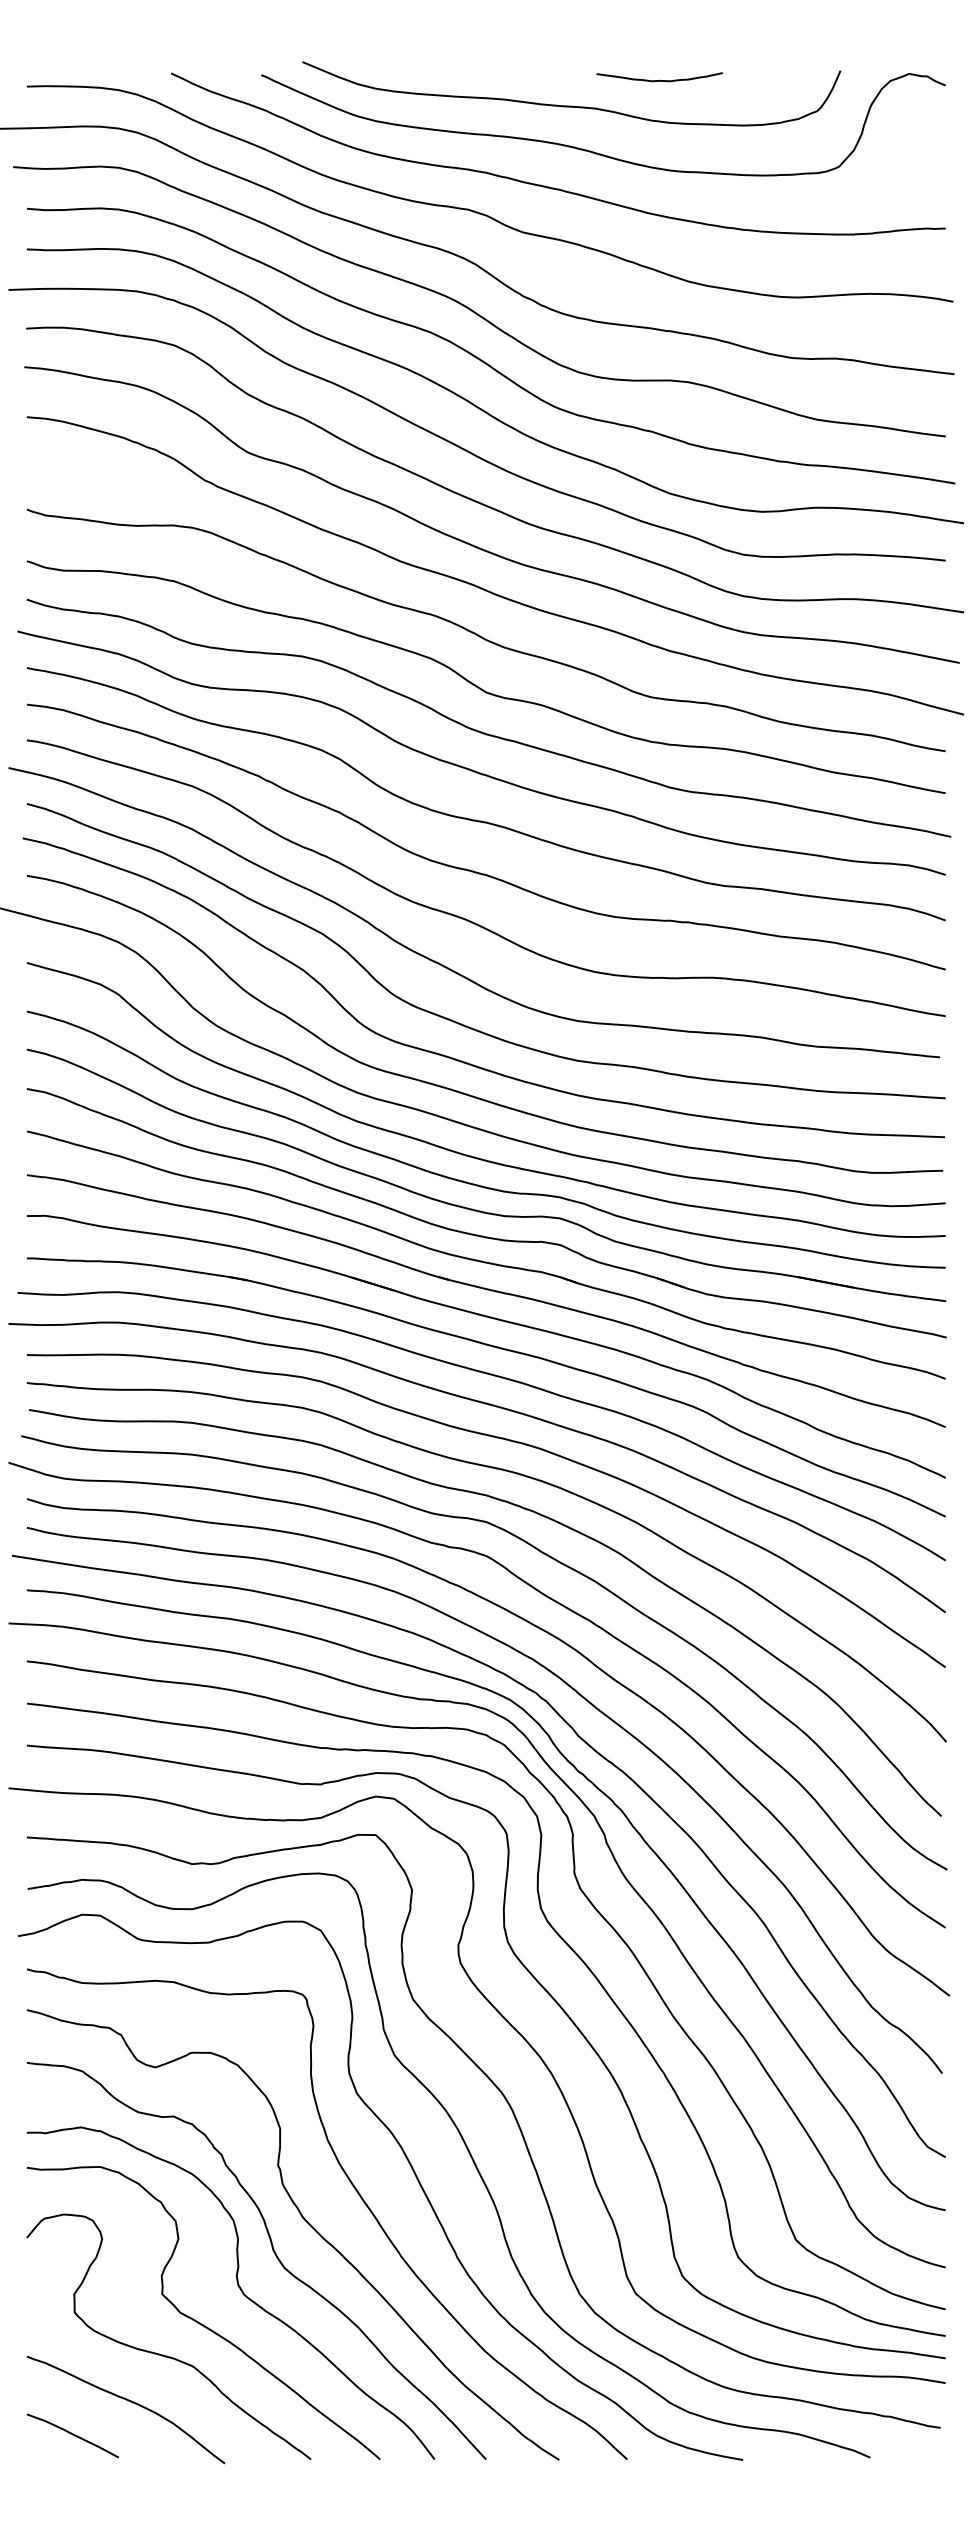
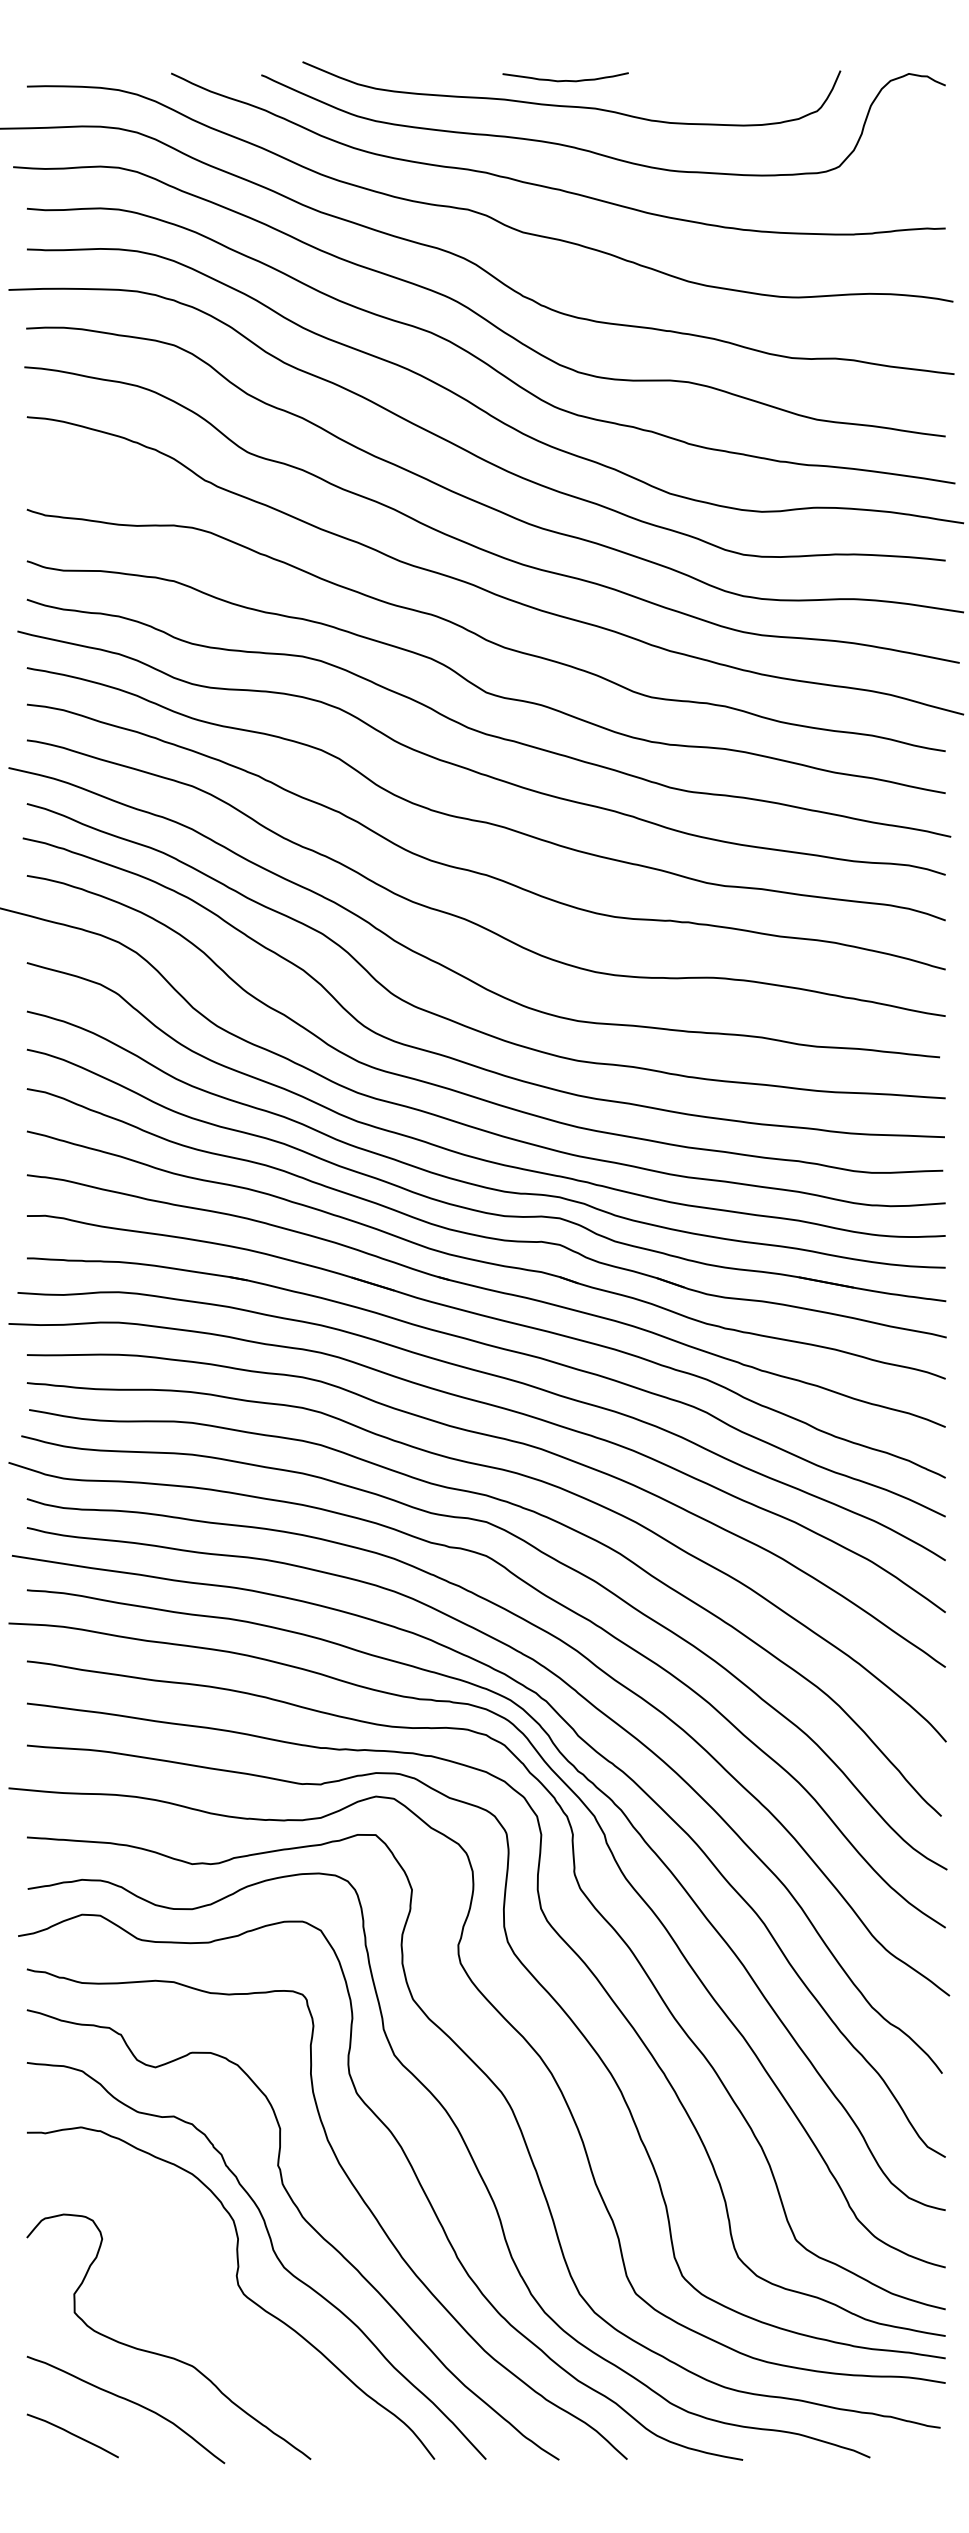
curve position: (659, 80) -> (565, 80) (565, 80)
curve: present -> none (198, 2321)
